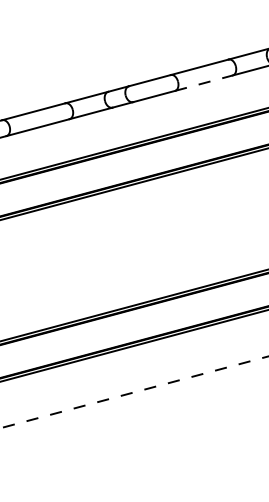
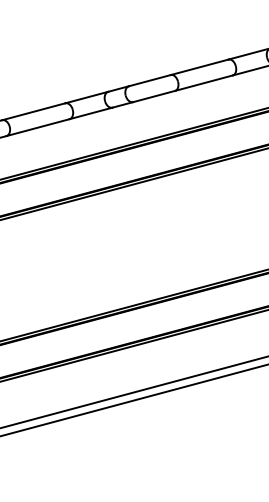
line: dashed -> solid (203, 83)
line: dashed -> solid (134, 392)
line: none -> present (133, 400)
